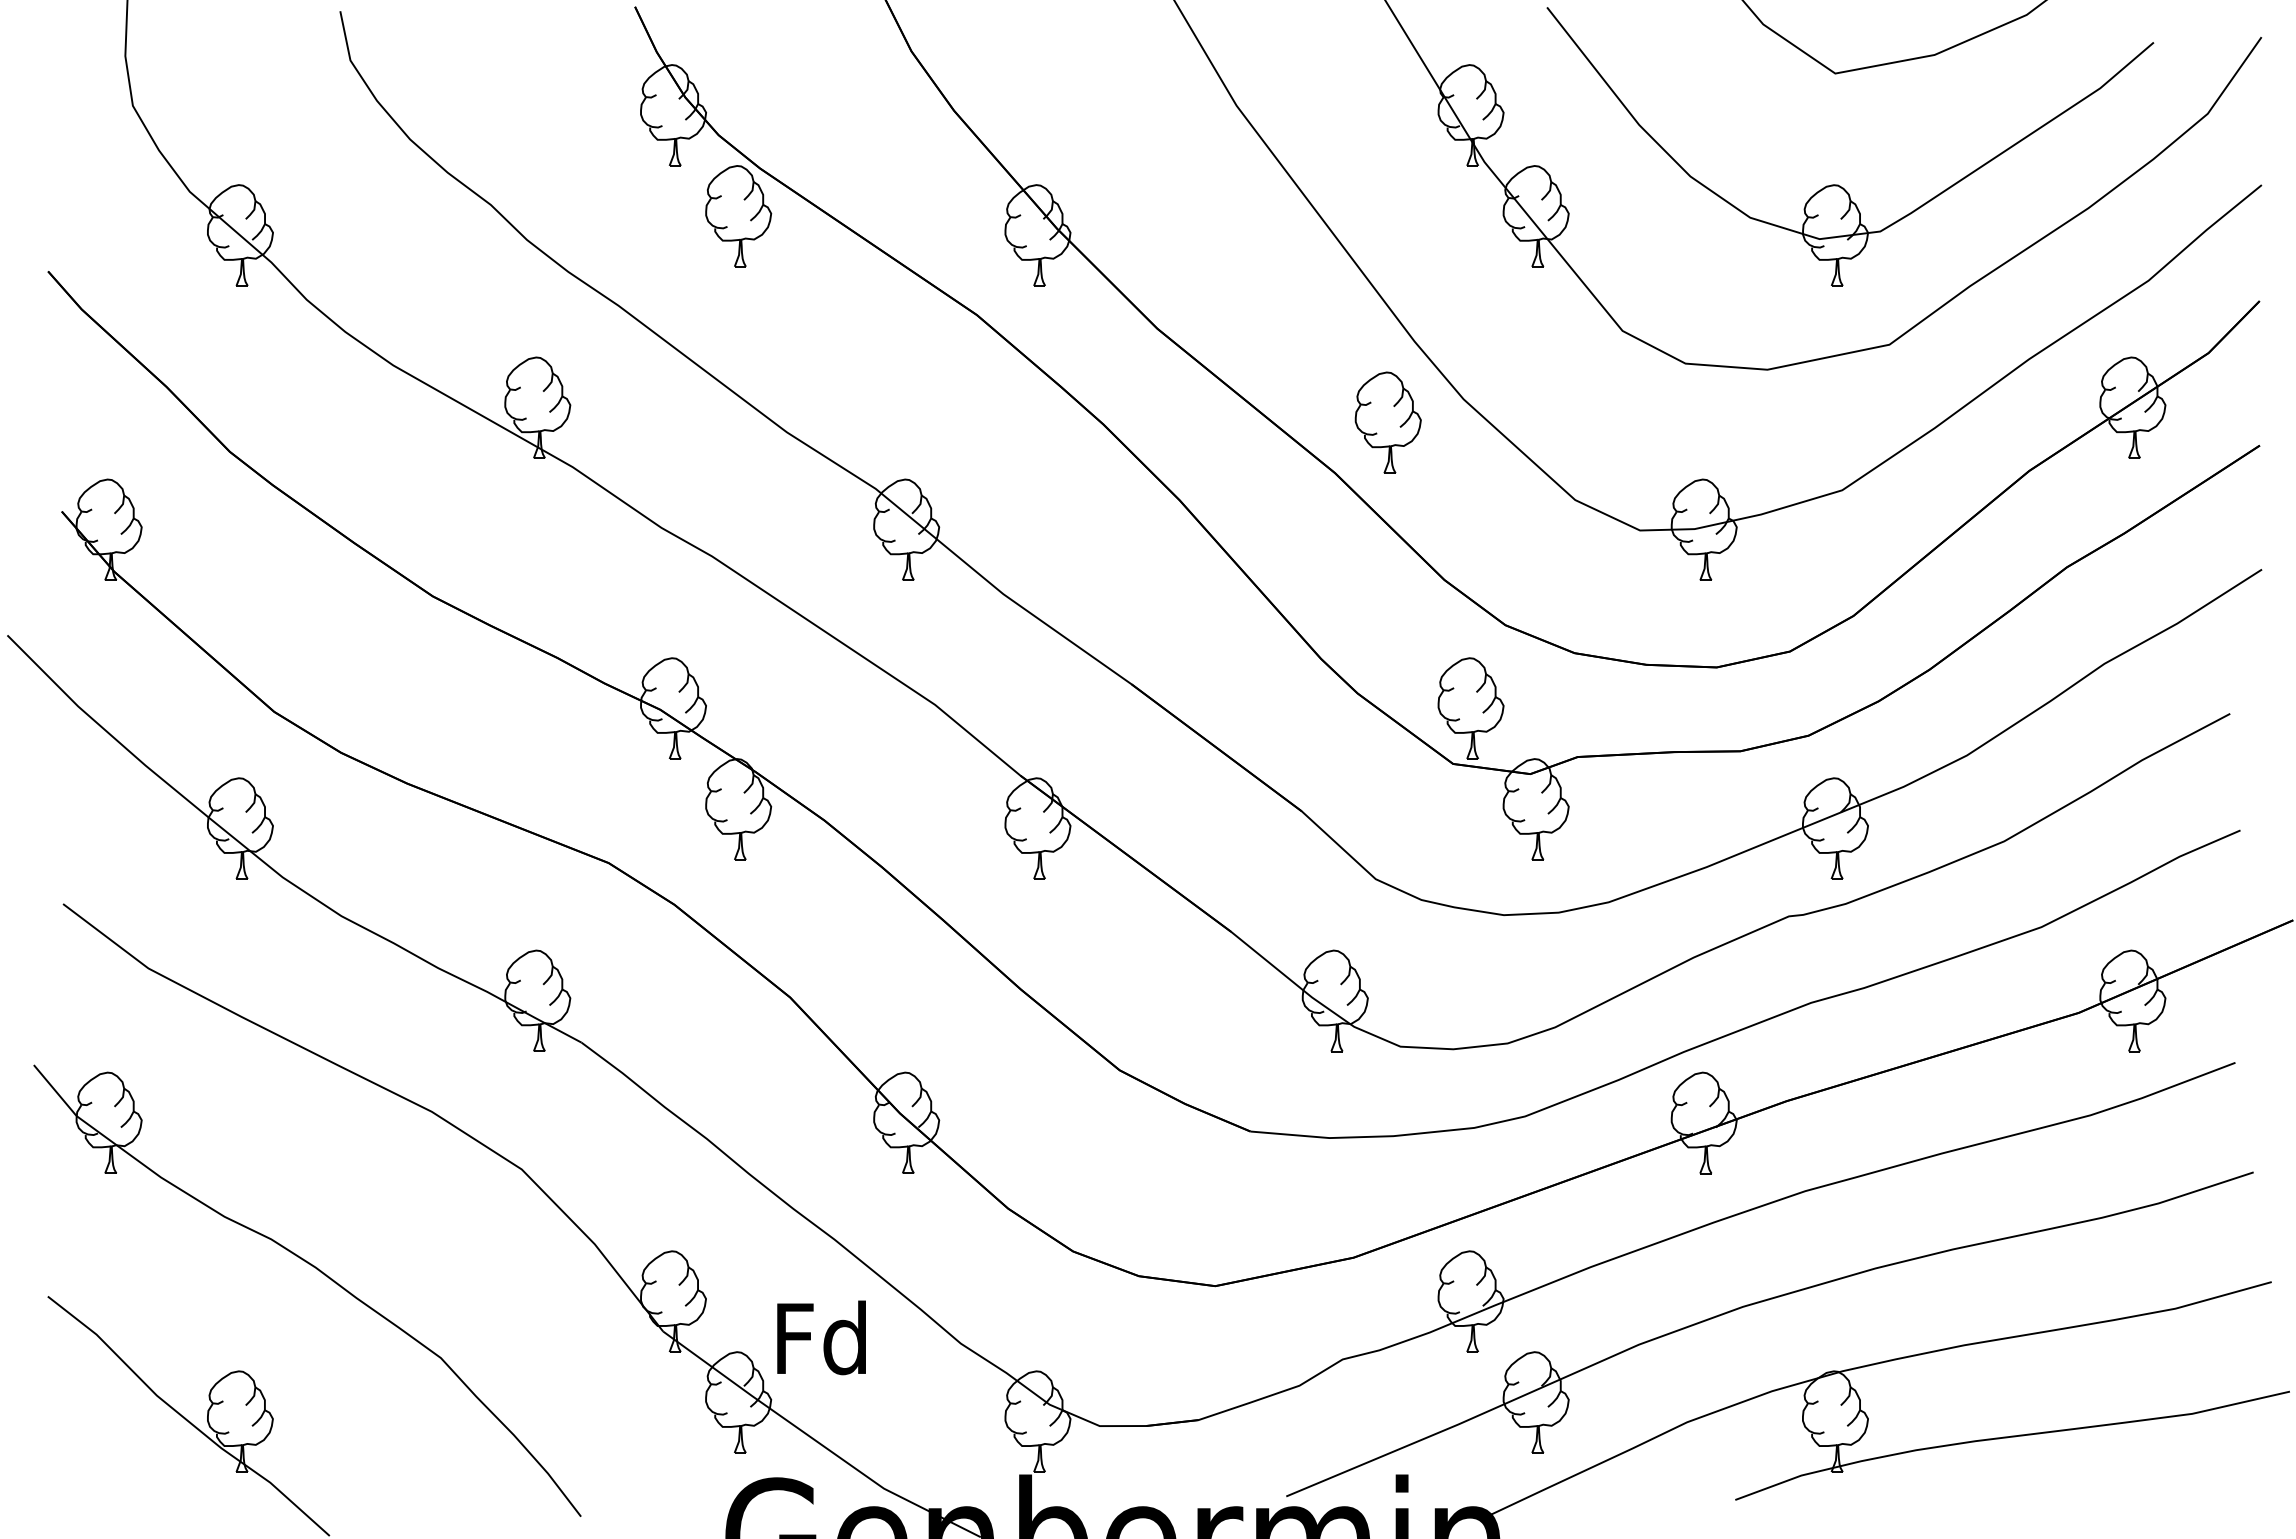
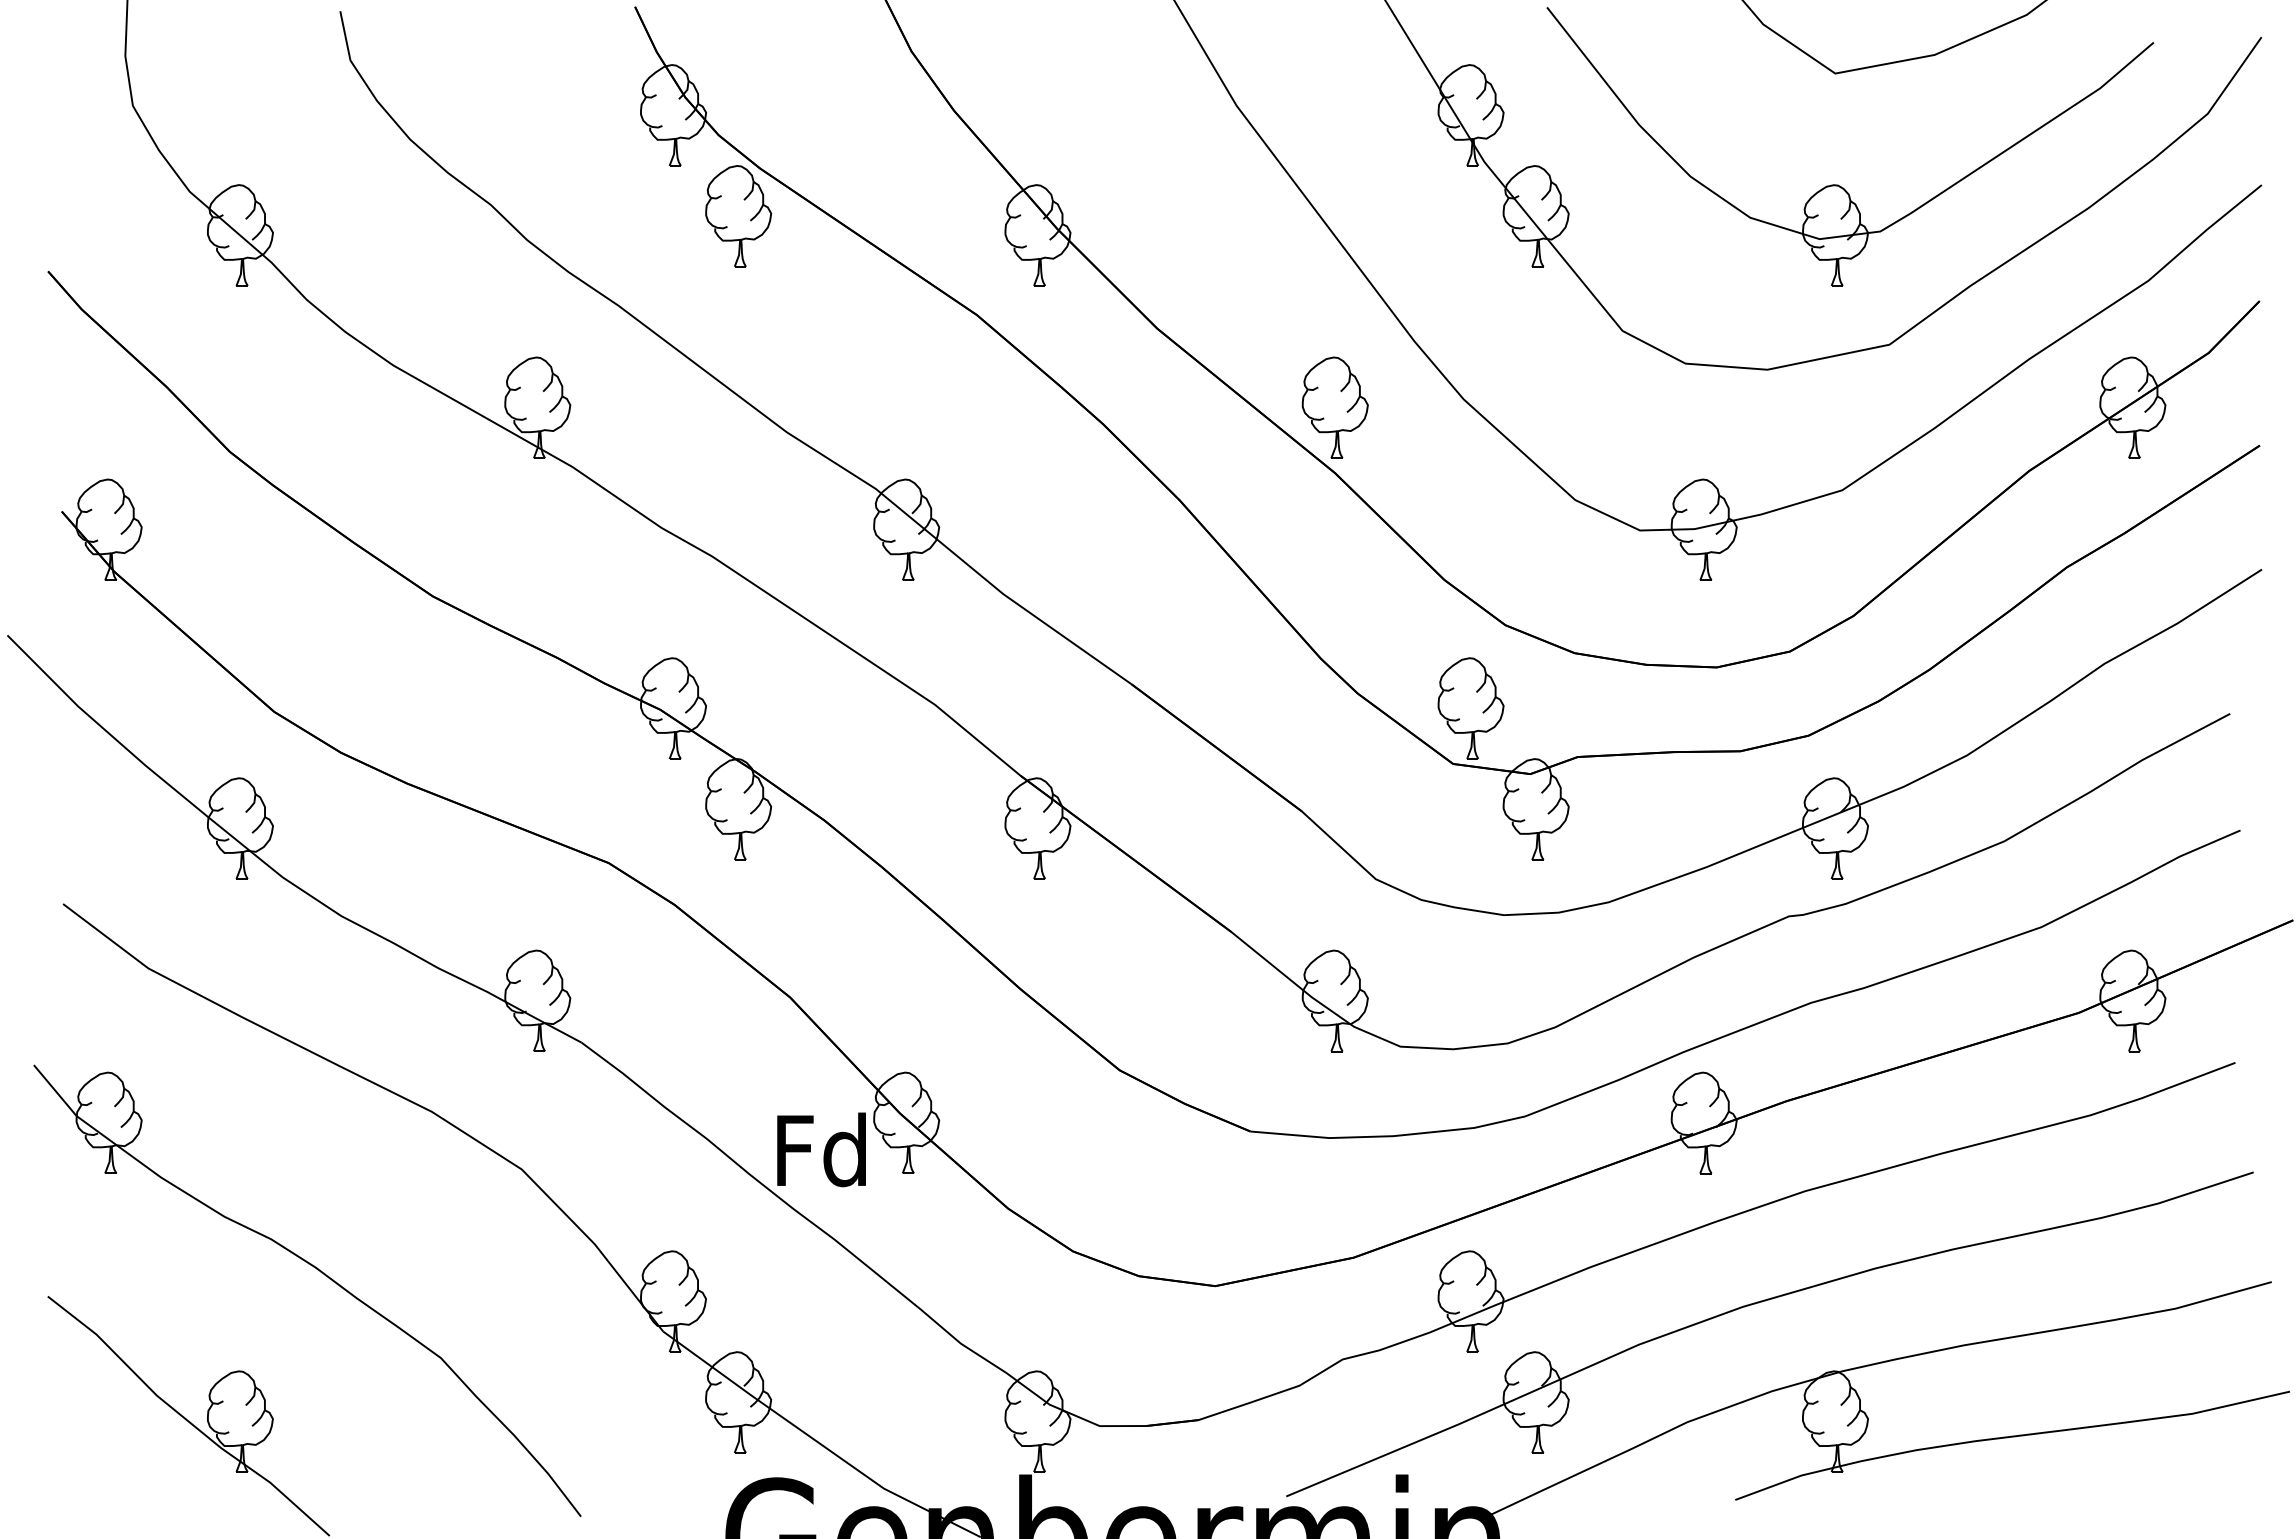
part position: (1387, 422) -> (1334, 407) (1334, 407)
text position: (821, 1337) -> (821, 1149) (821, 1149)
